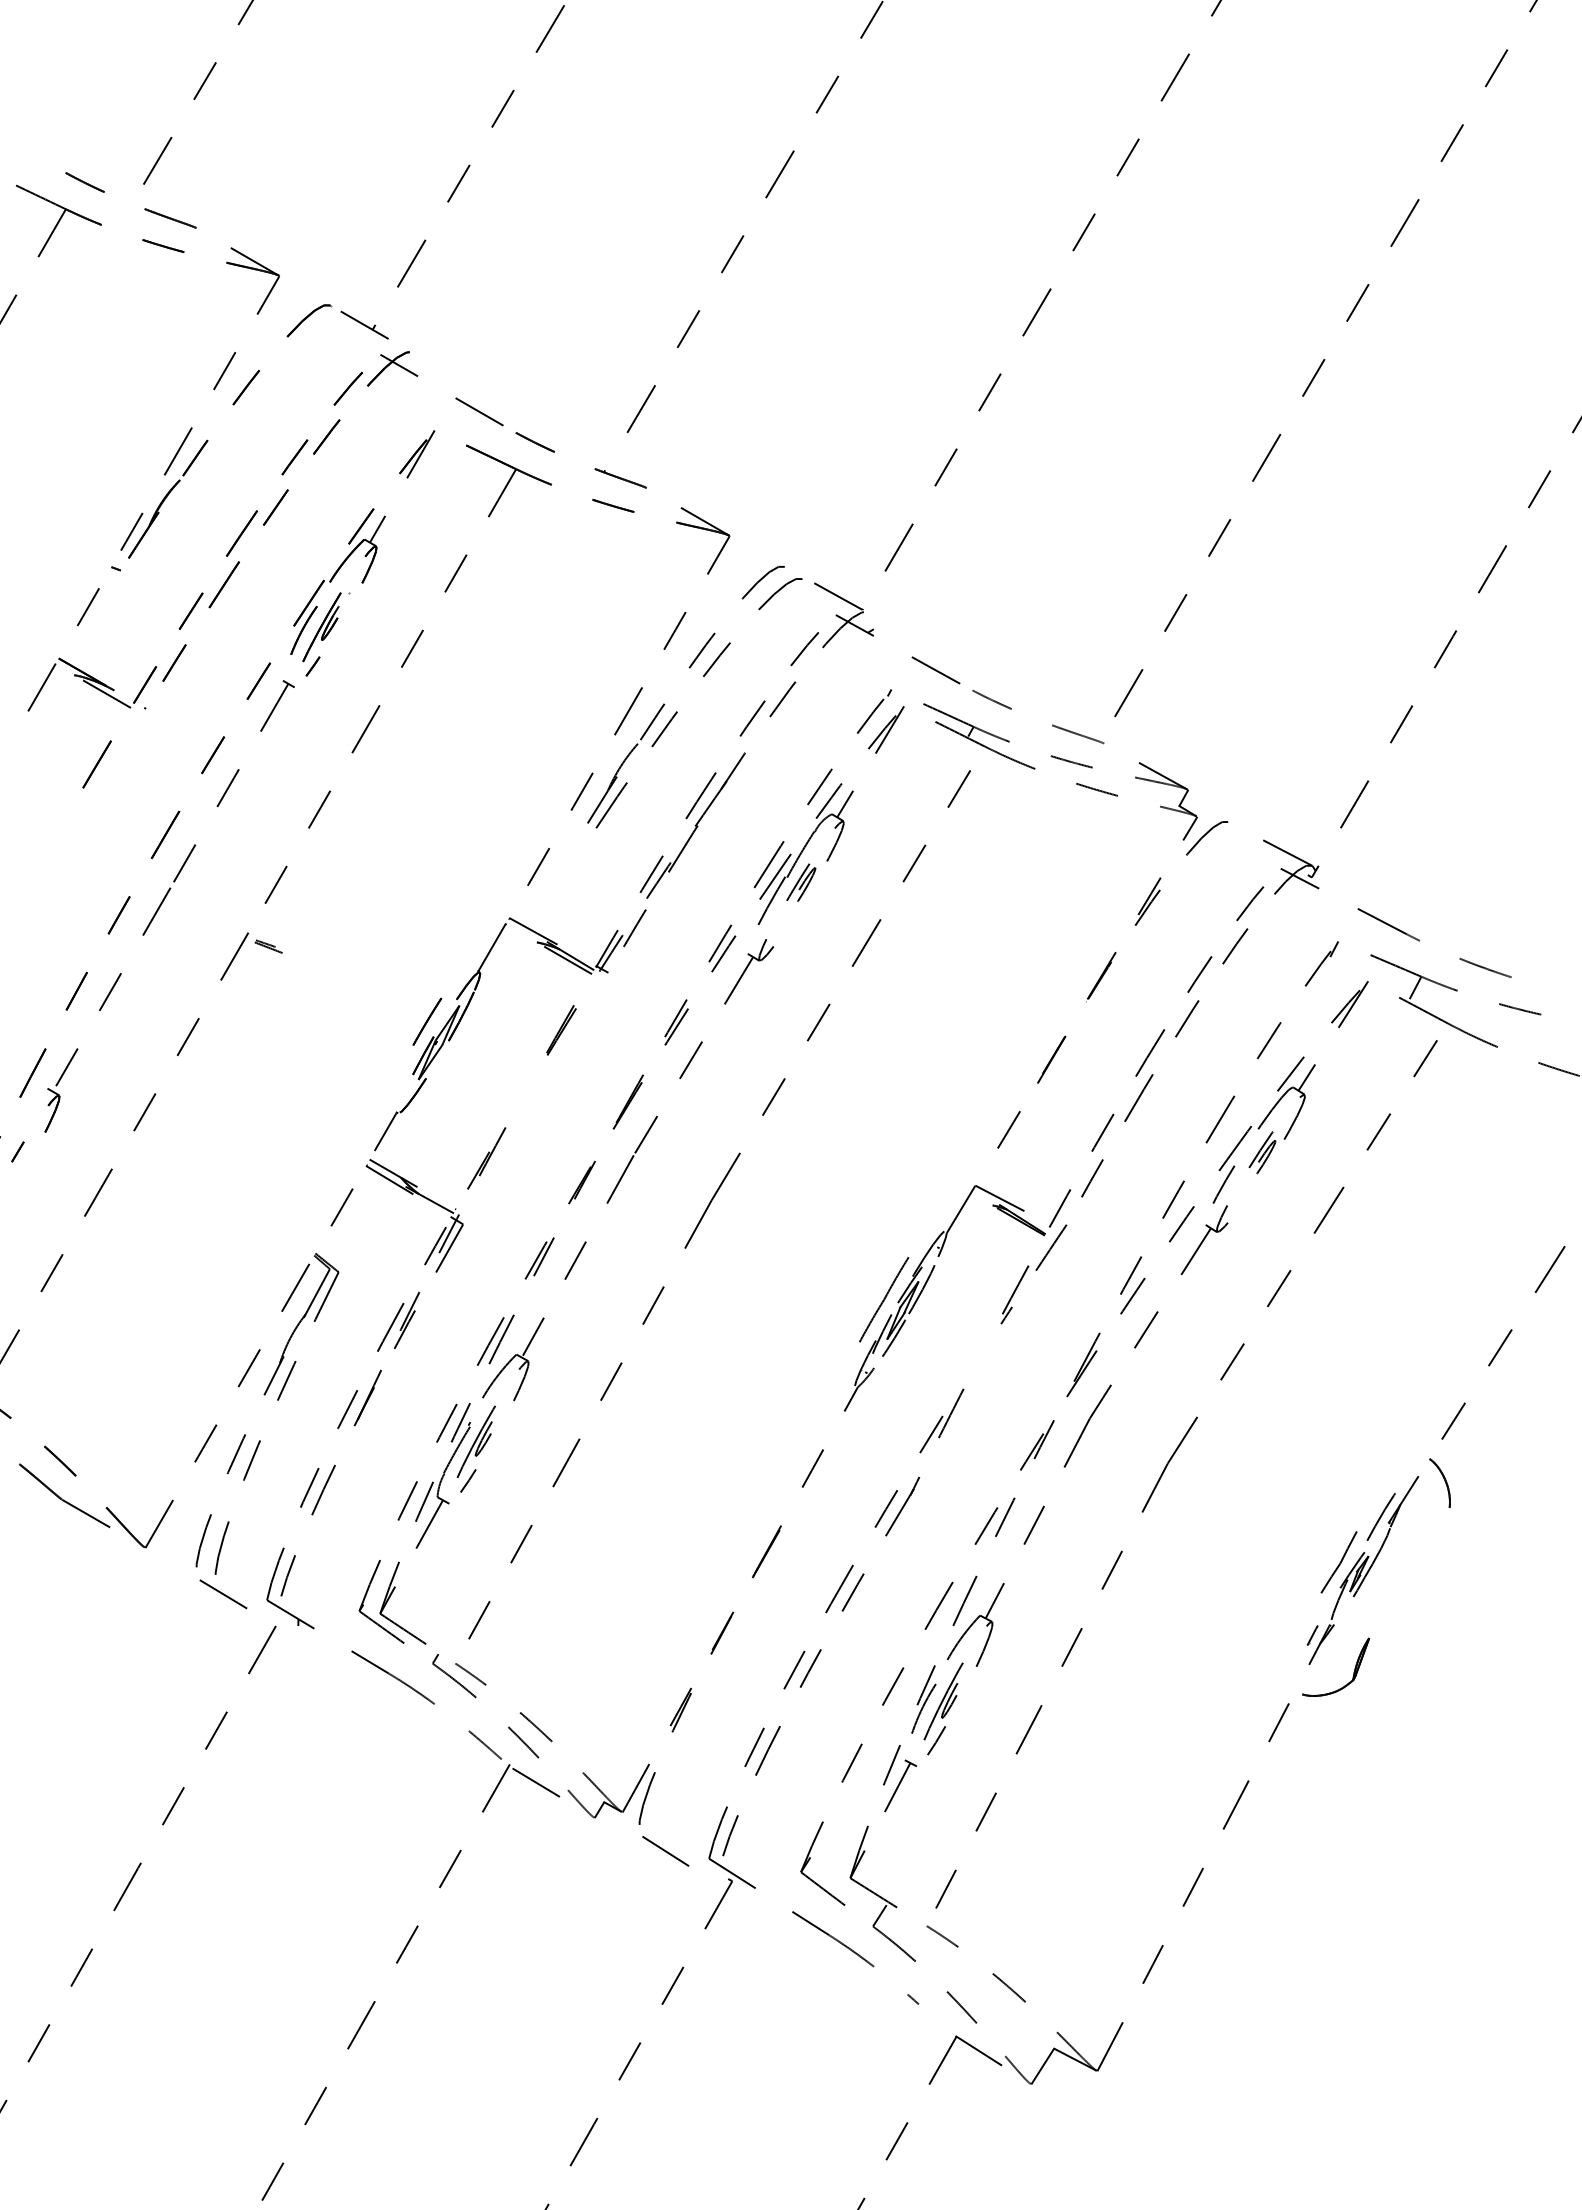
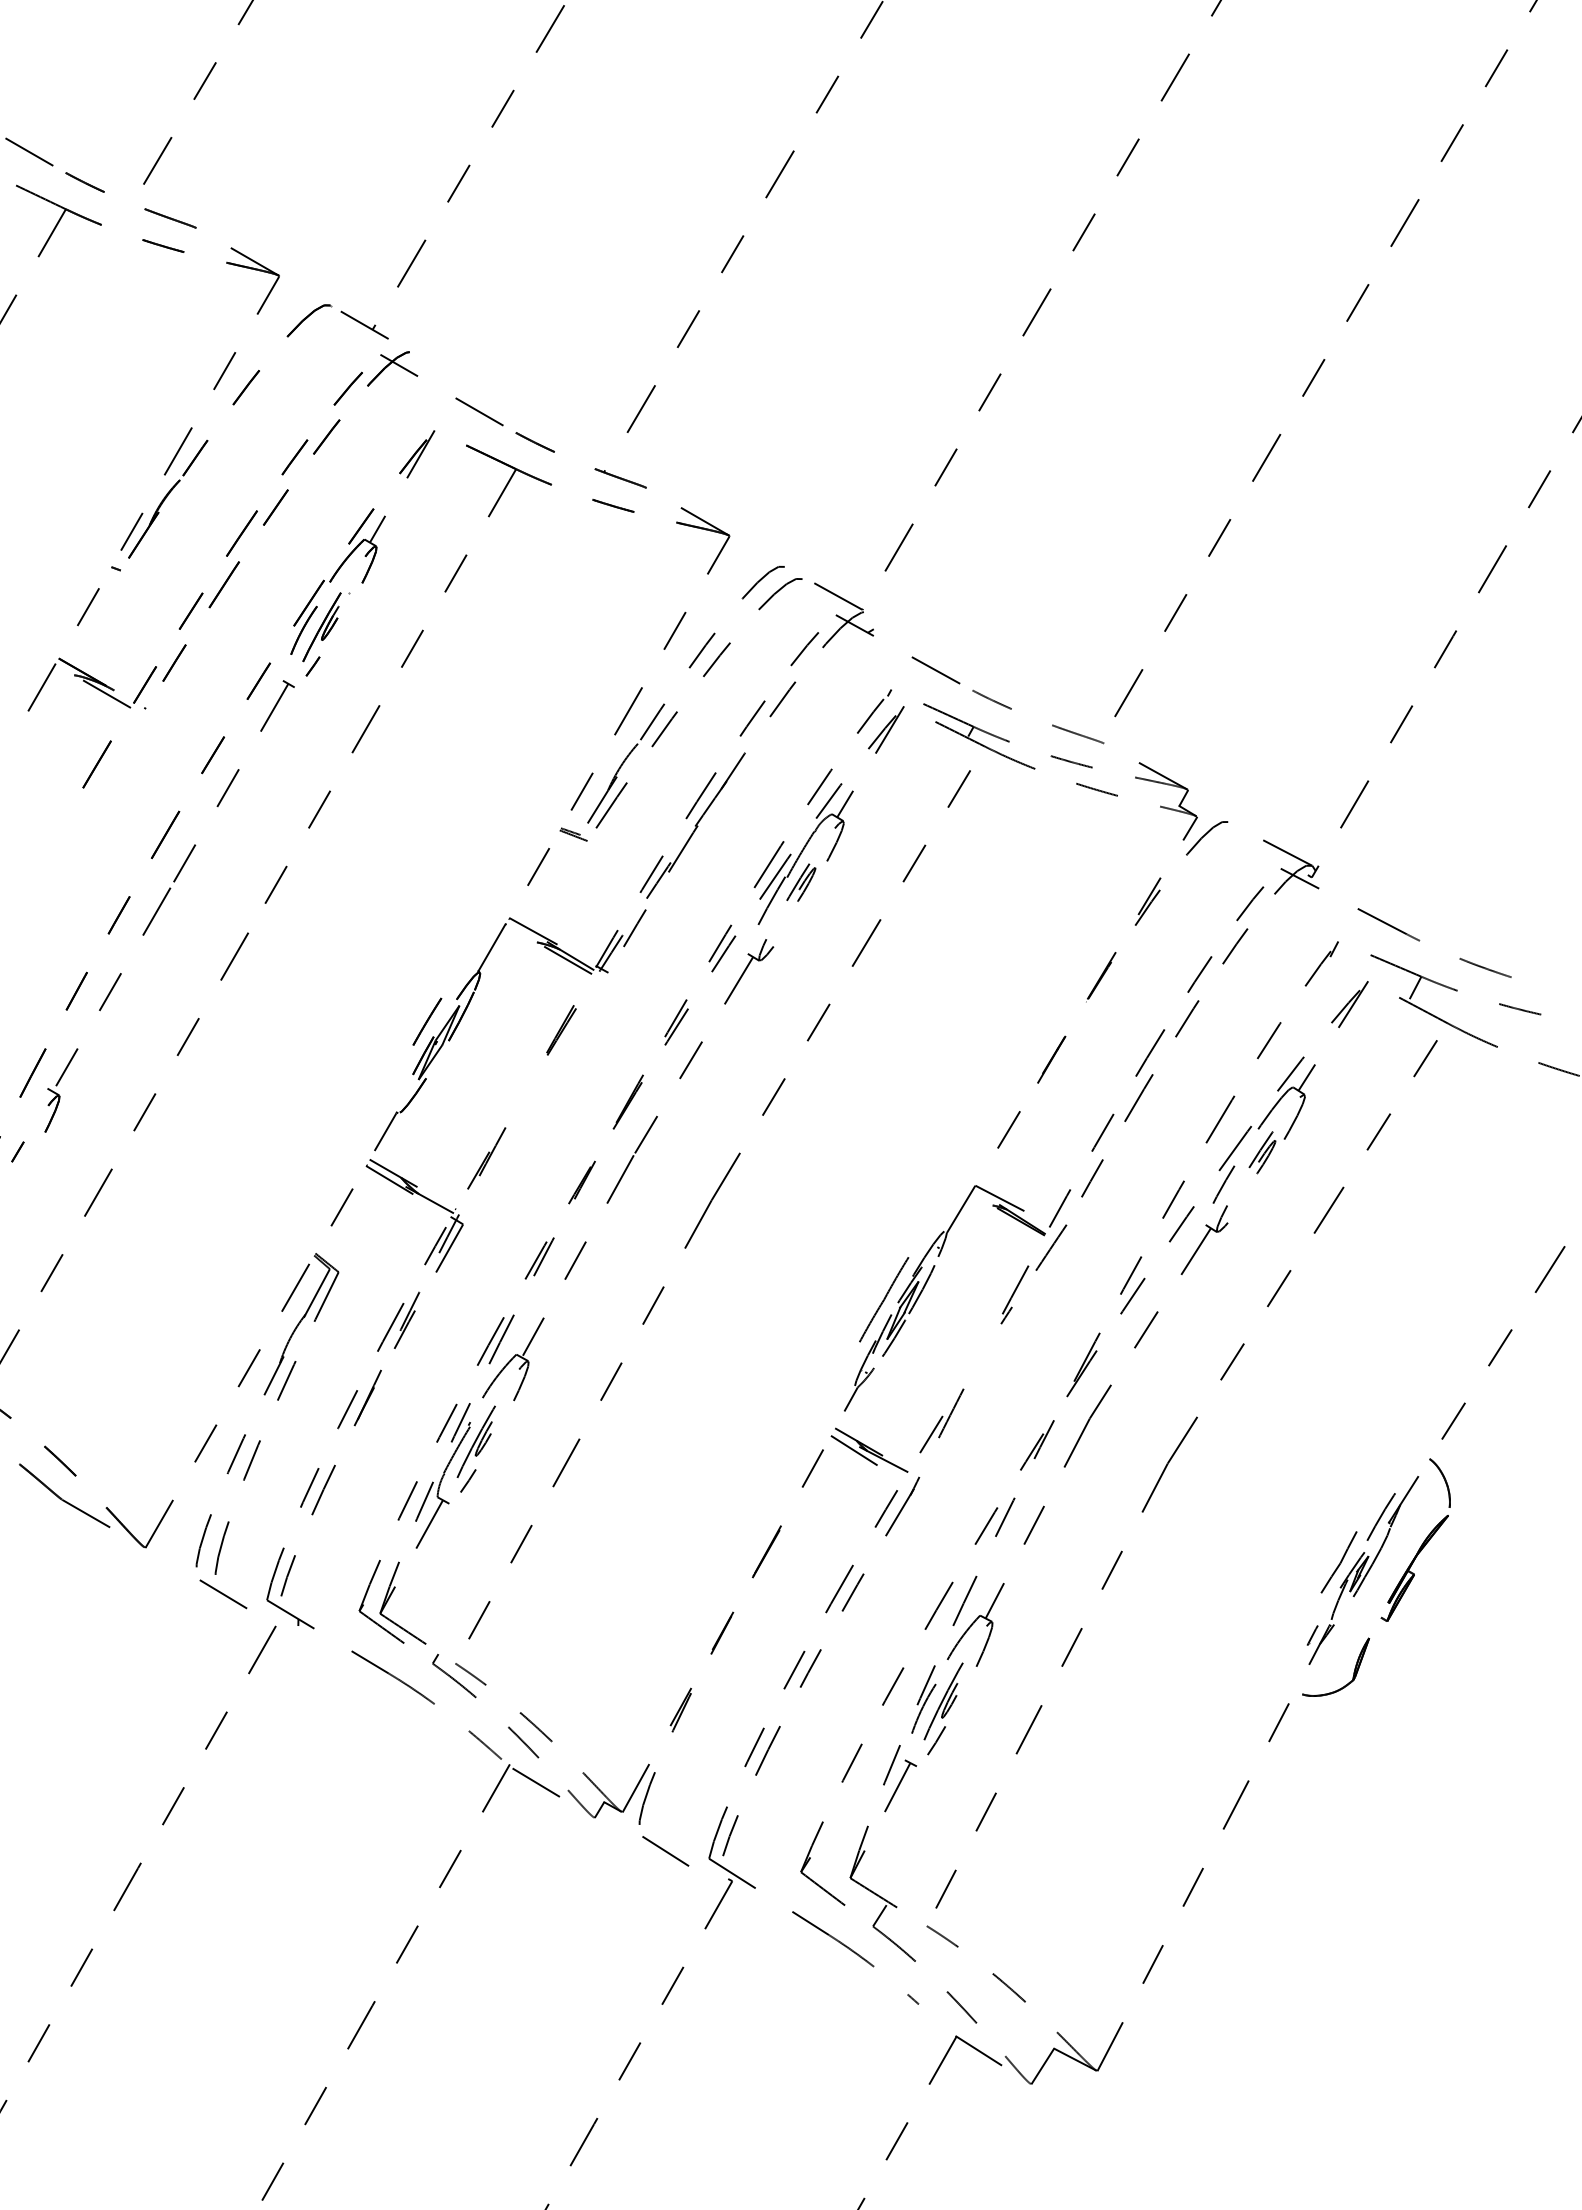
line: none -> present (27, 150)
part position: (268, 946) -> (573, 834) (573, 834)
part: none -> present (869, 1449)
part: none -> present (1414, 1568)
